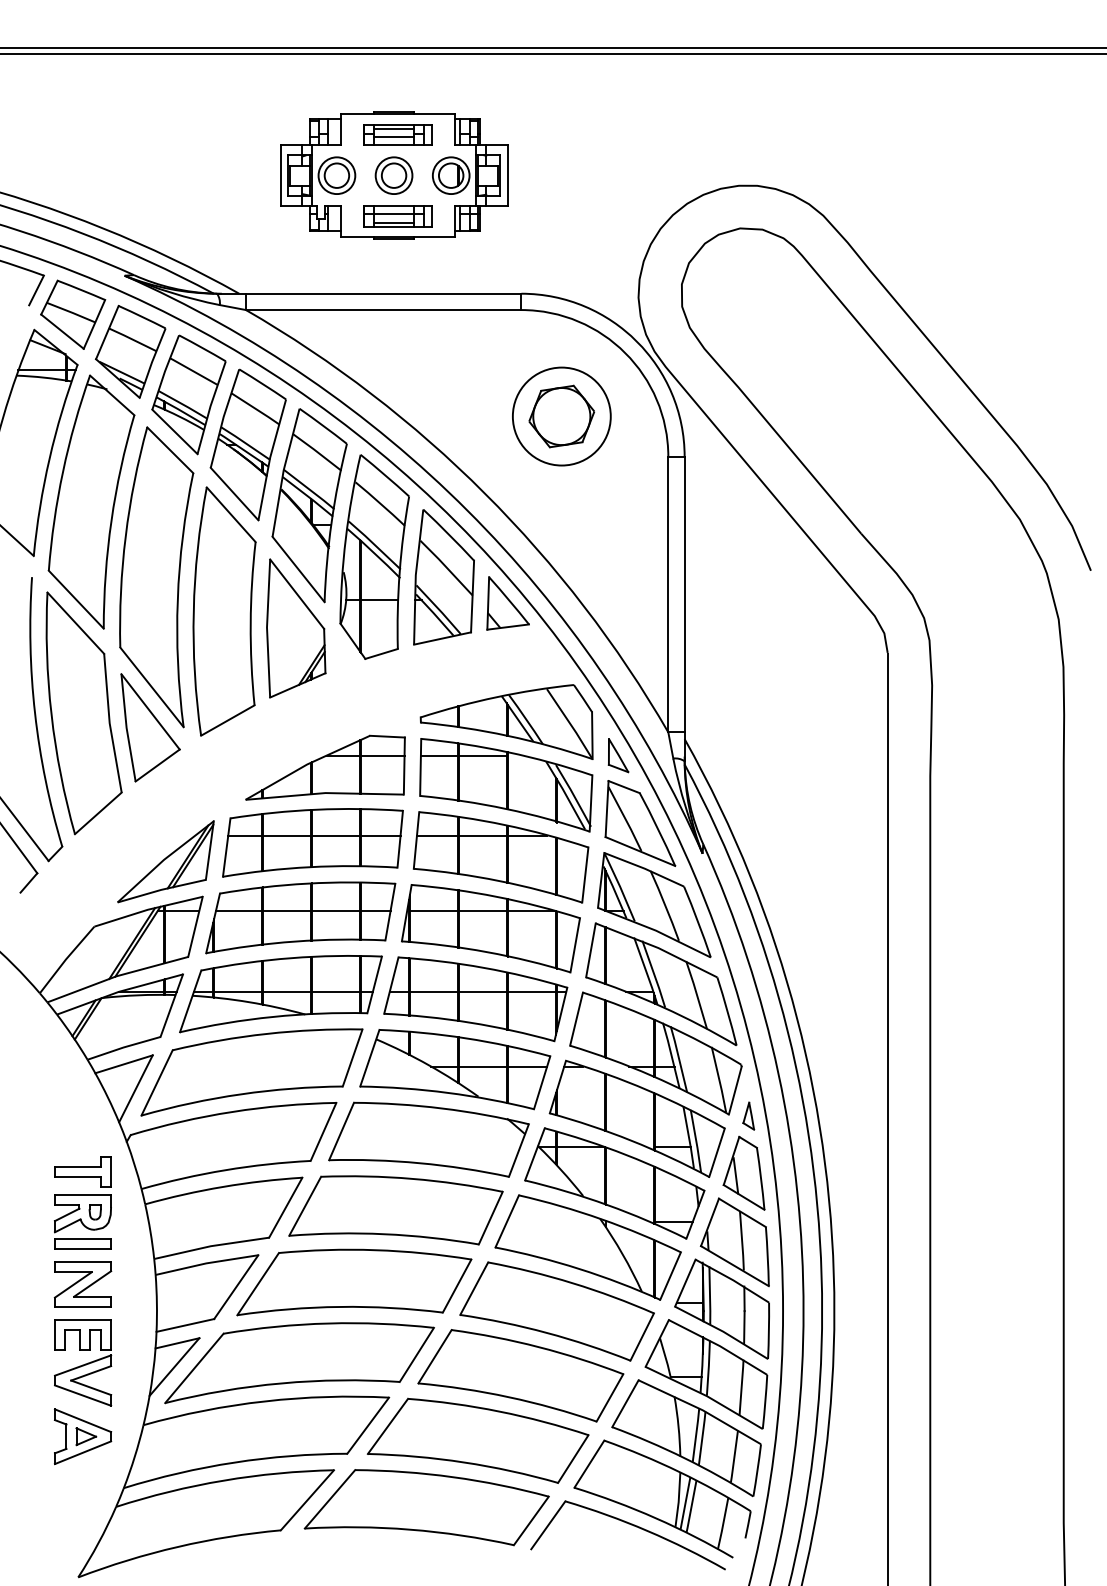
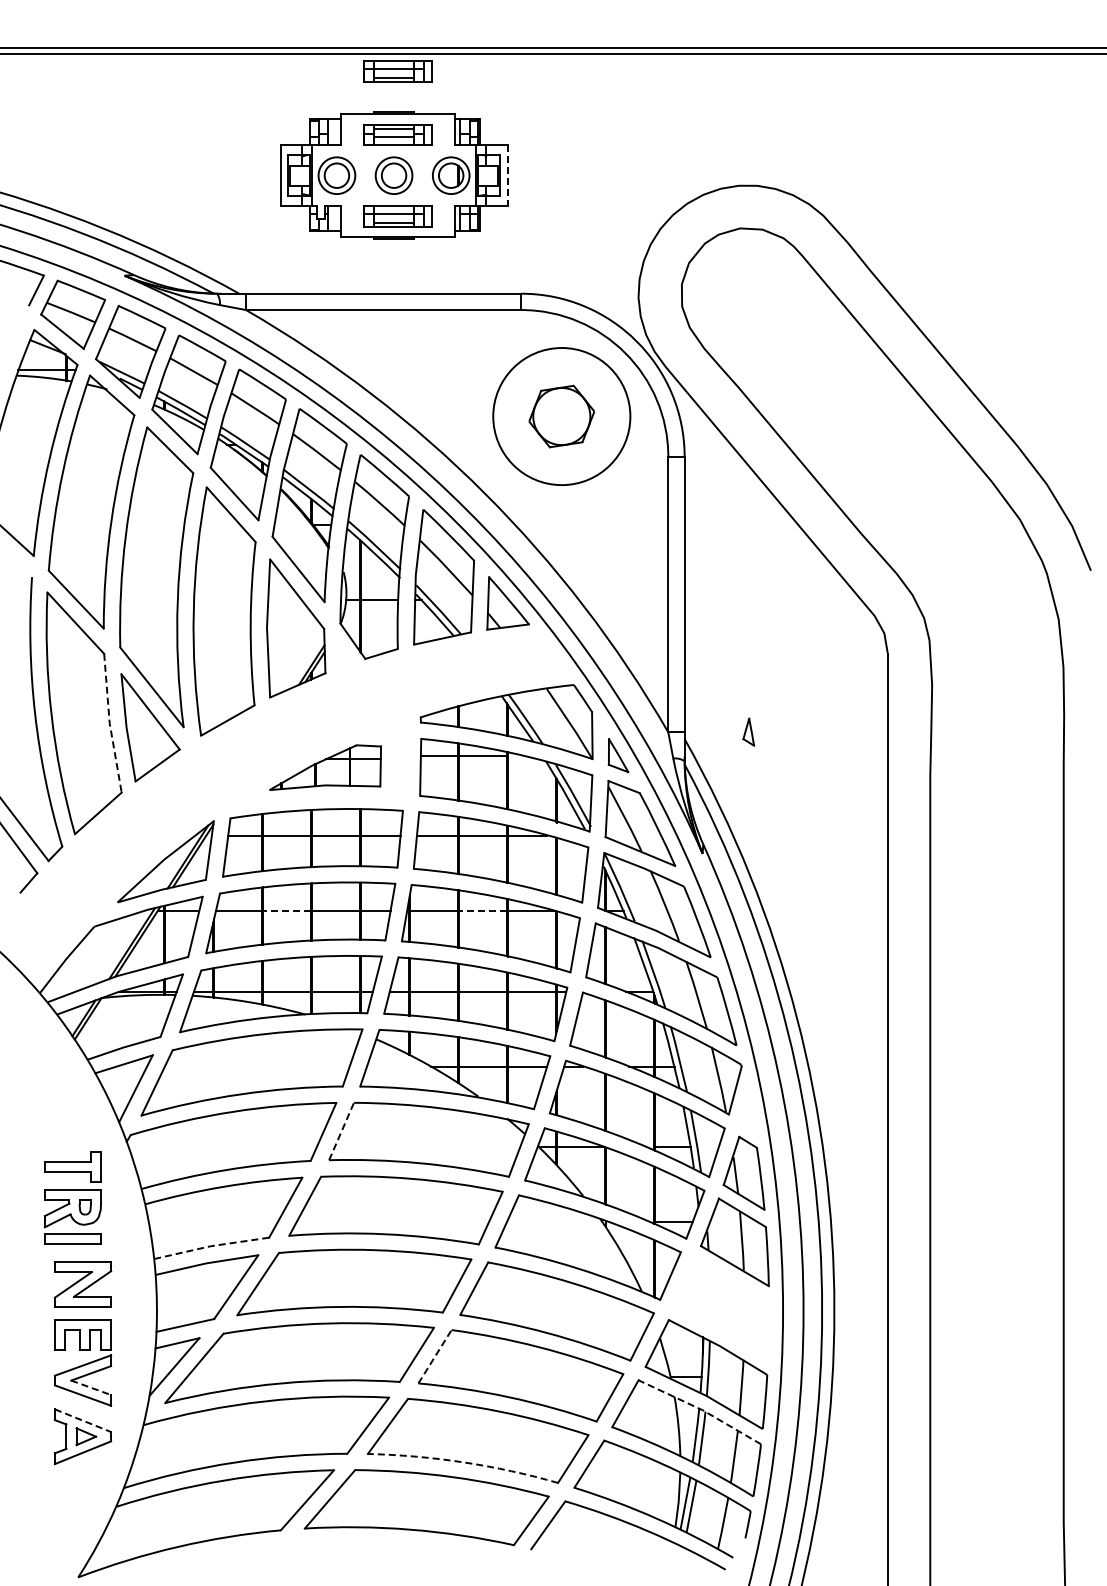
part: none -> present (397, 71)
line: solid -> dashed (507, 175)
circle diameter: 98 px -> 137 px (561, 416)
line: solid -> dashed (109, 723)
part size: 161x67 px -> 113x47 px (325, 767)
line: solid -> dashed (286, 911)
line: solid -> dashed (482, 911)
part position: (748, 1115) -> (748, 731) (748, 731)
line: solid -> dashed (341, 1131)
part position: (82, 1202) -> (72, 1197) (72, 1197)
line: solid -> dashed (210, 1246)
part: present -> none (721, 1308)
line: solid -> dashed (435, 1356)
line: solid -> dashed (91, 1387)
line: solid -> dashed (701, 1409)
line: solid -> dashed (83, 1420)
arc: solid -> dashed (463, 1462)
